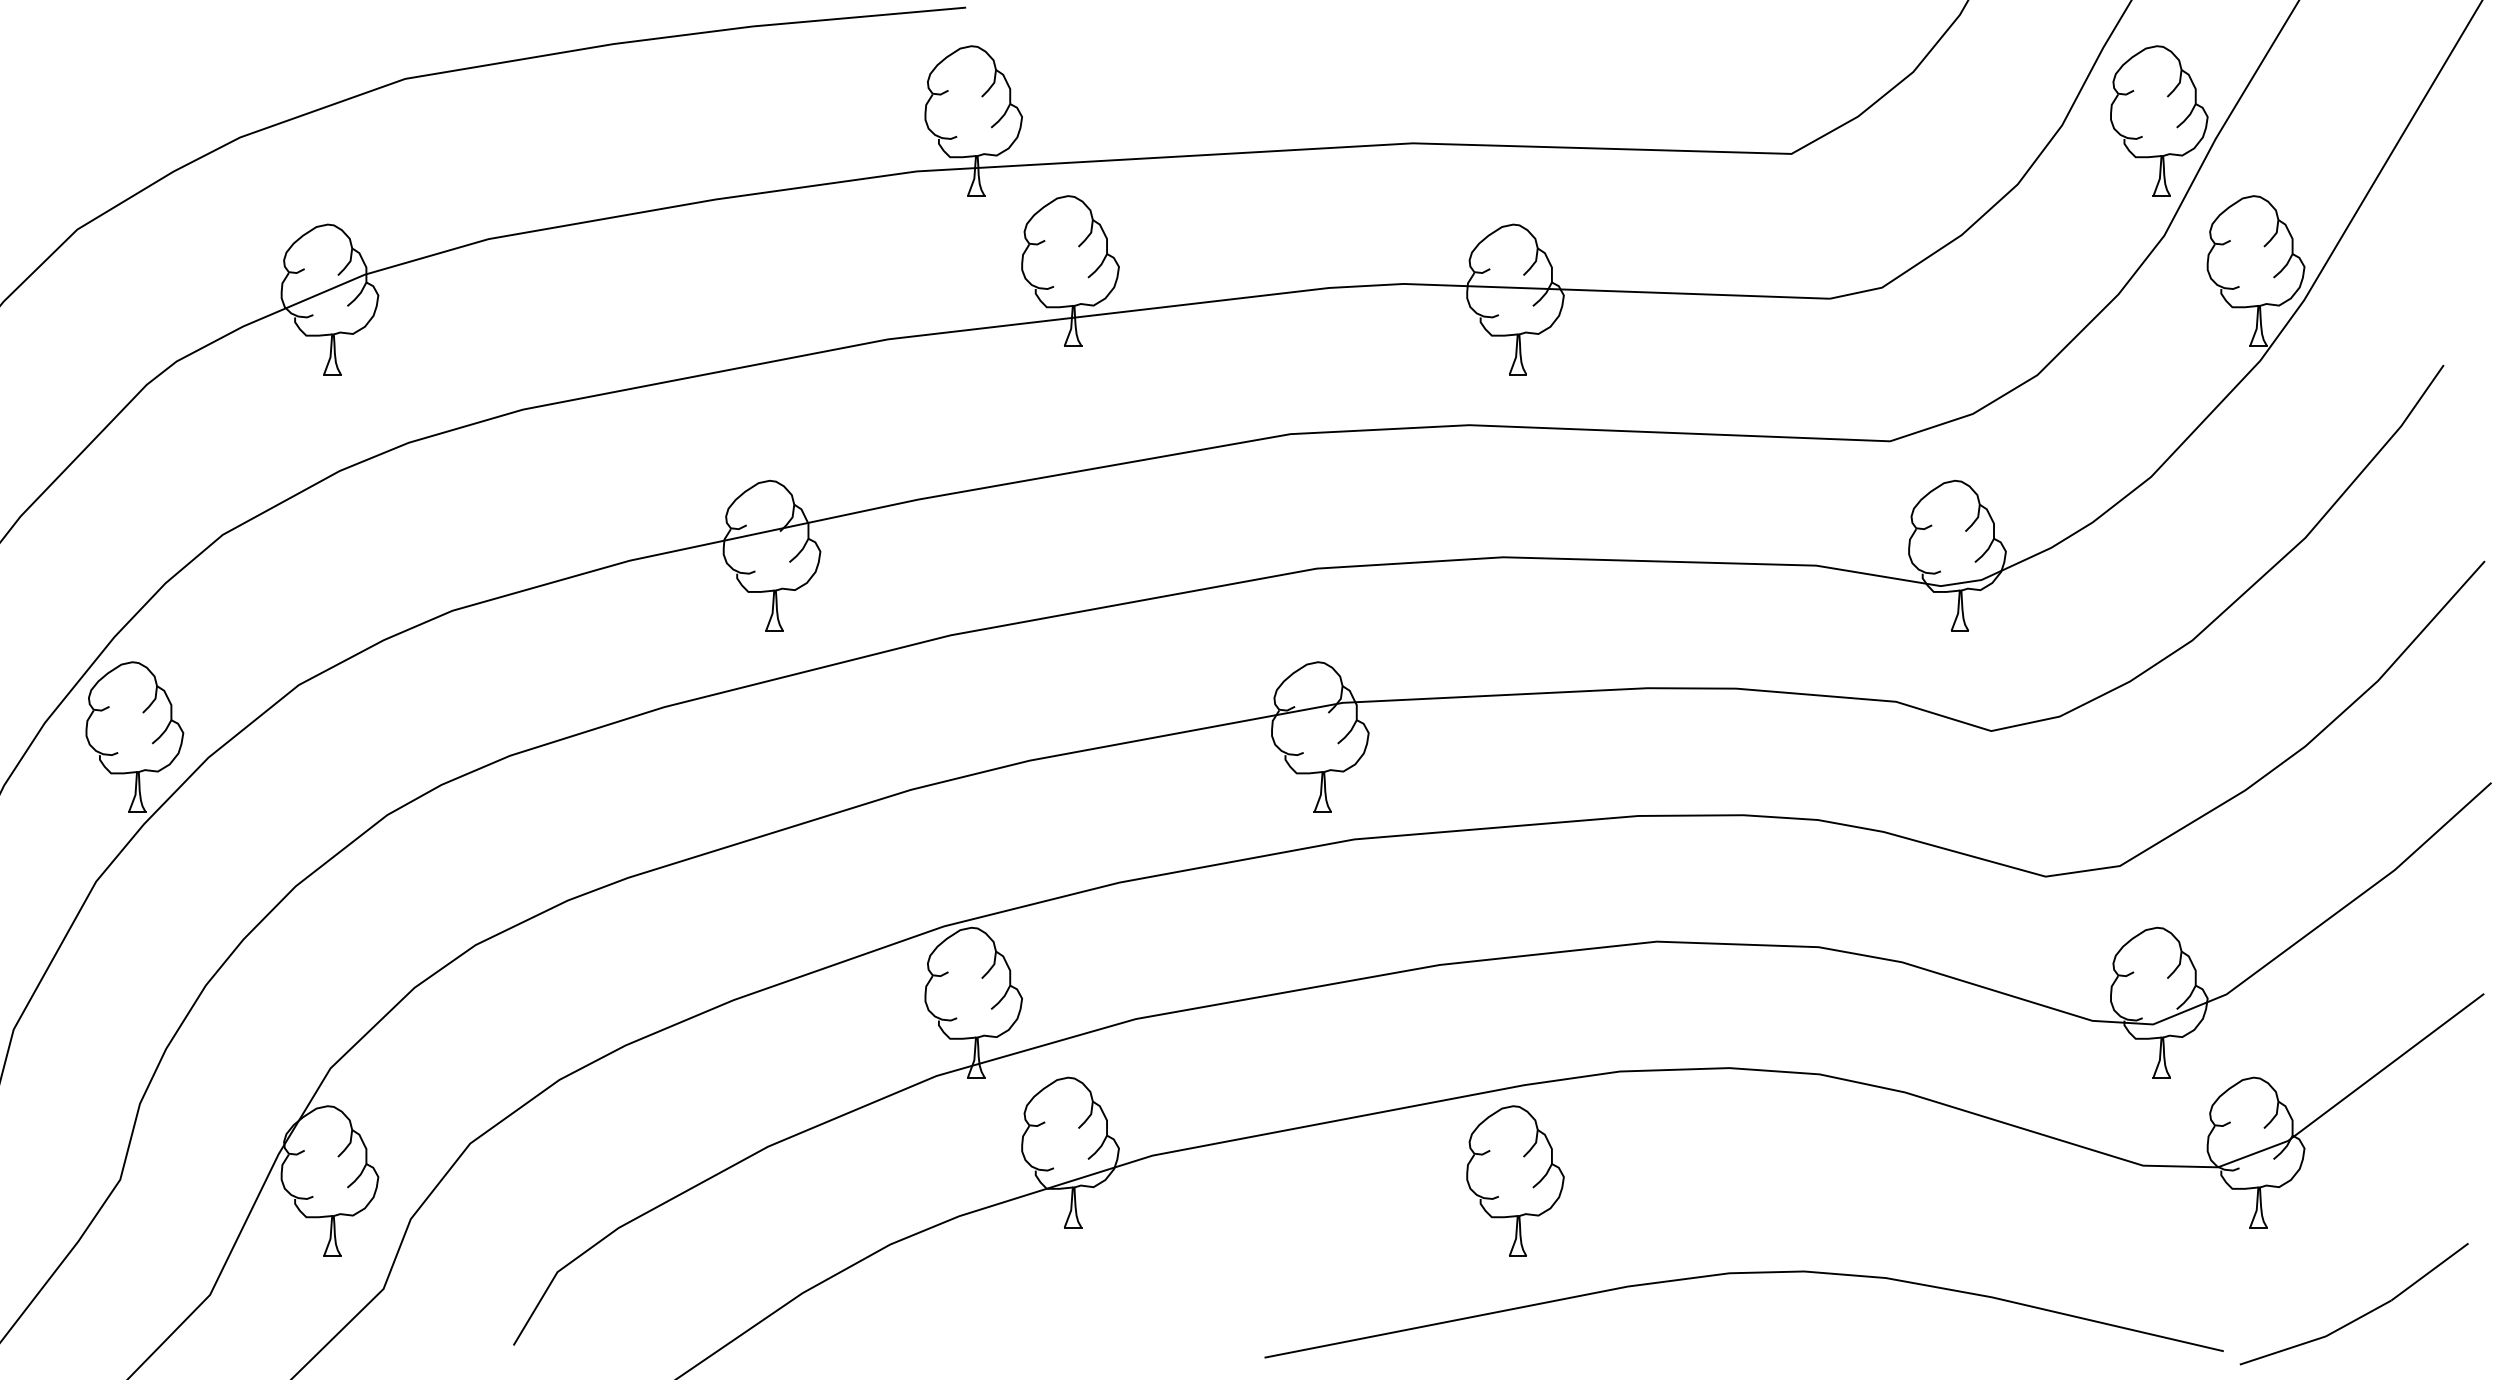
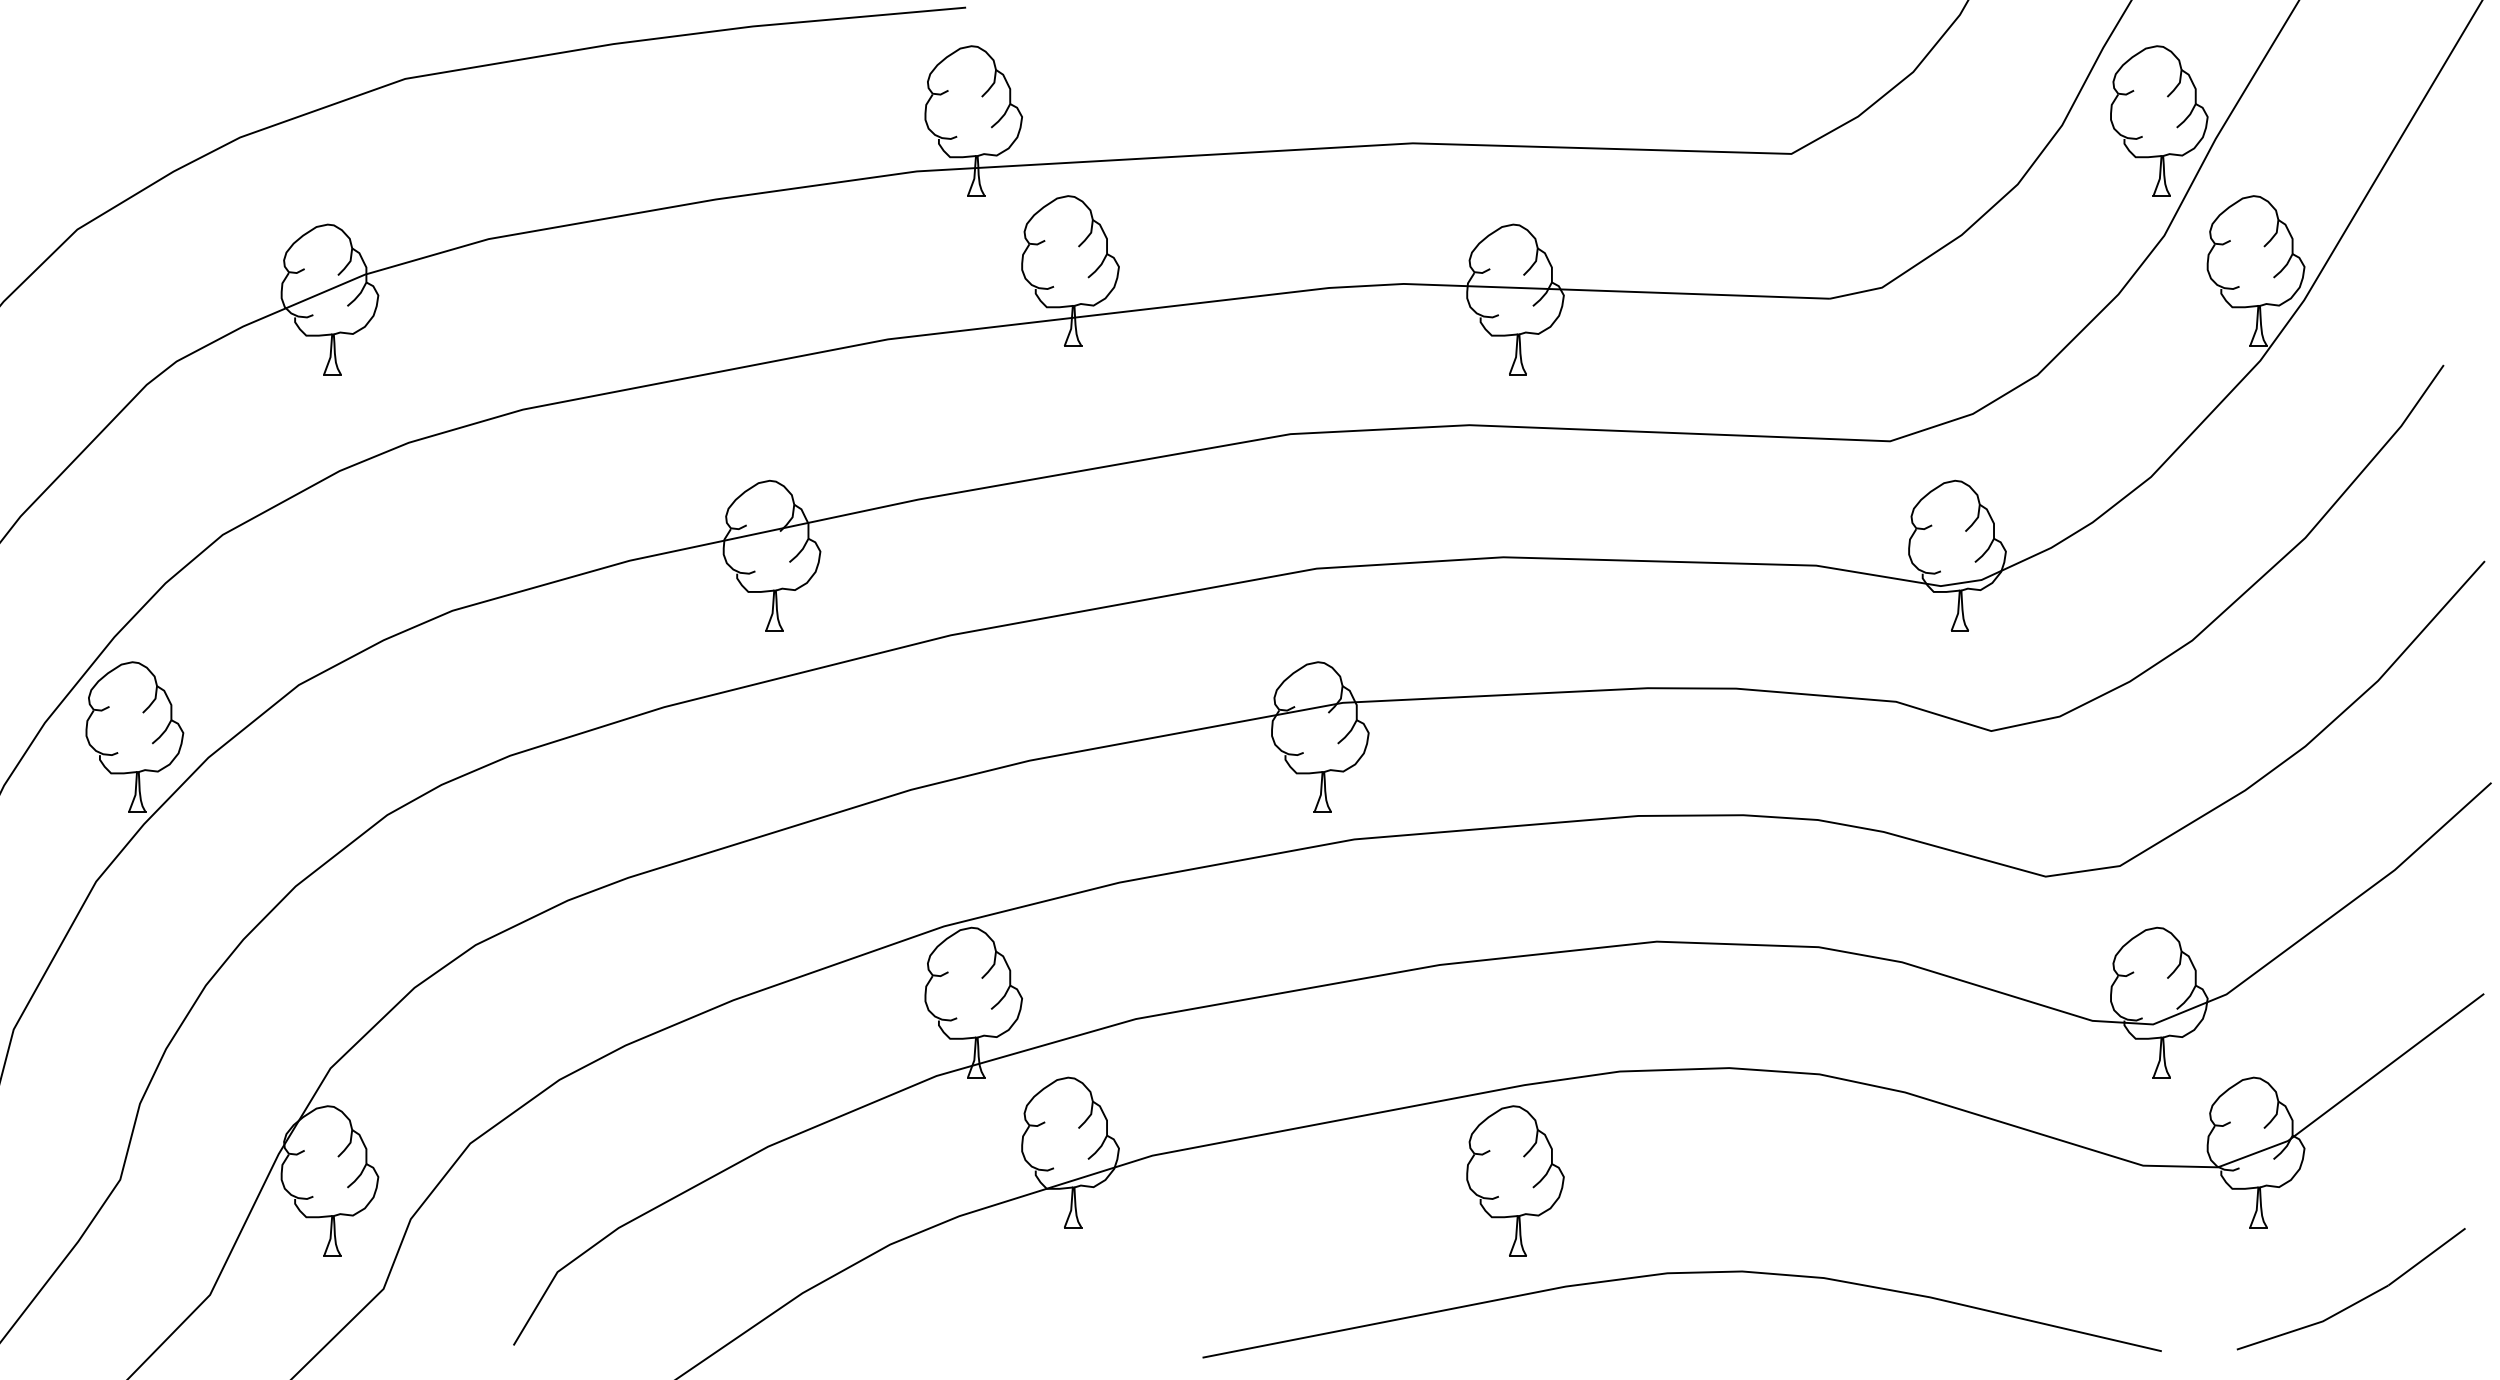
curve position: (1743, 1273) -> (1681, 1273) (1681, 1273)
part position: (2359, 1316) -> (2356, 1301) (2356, 1301)
